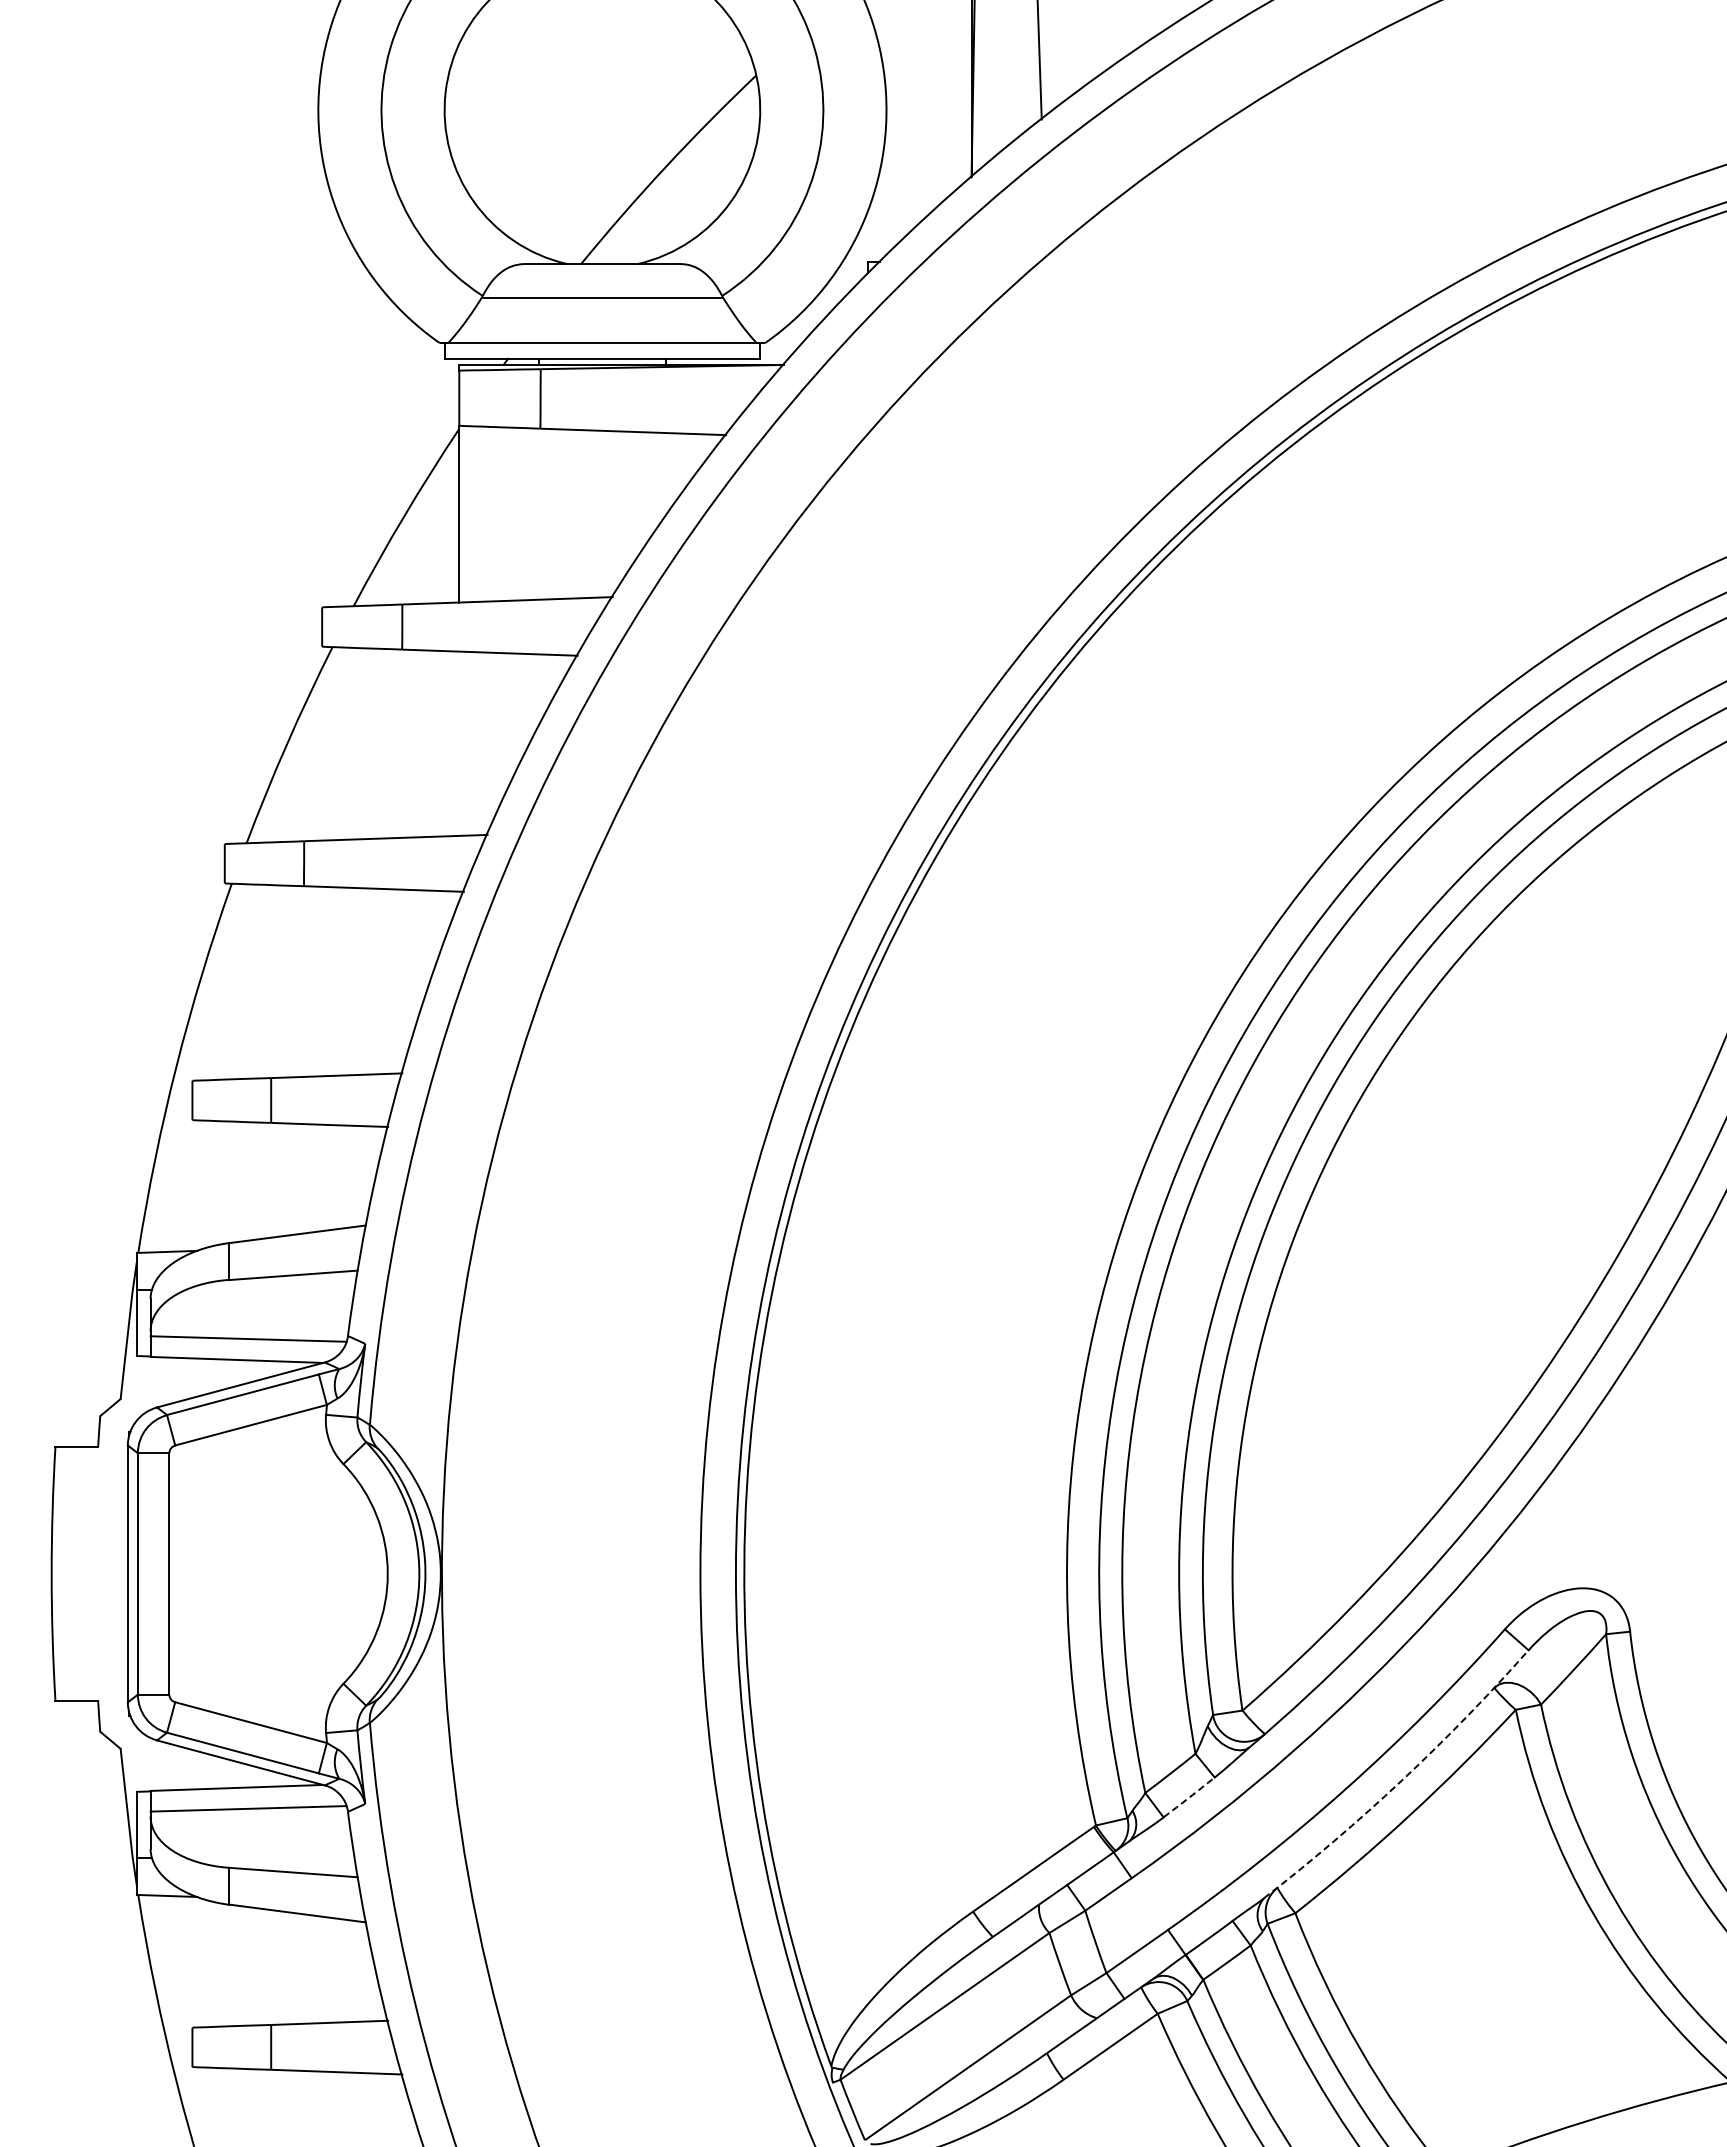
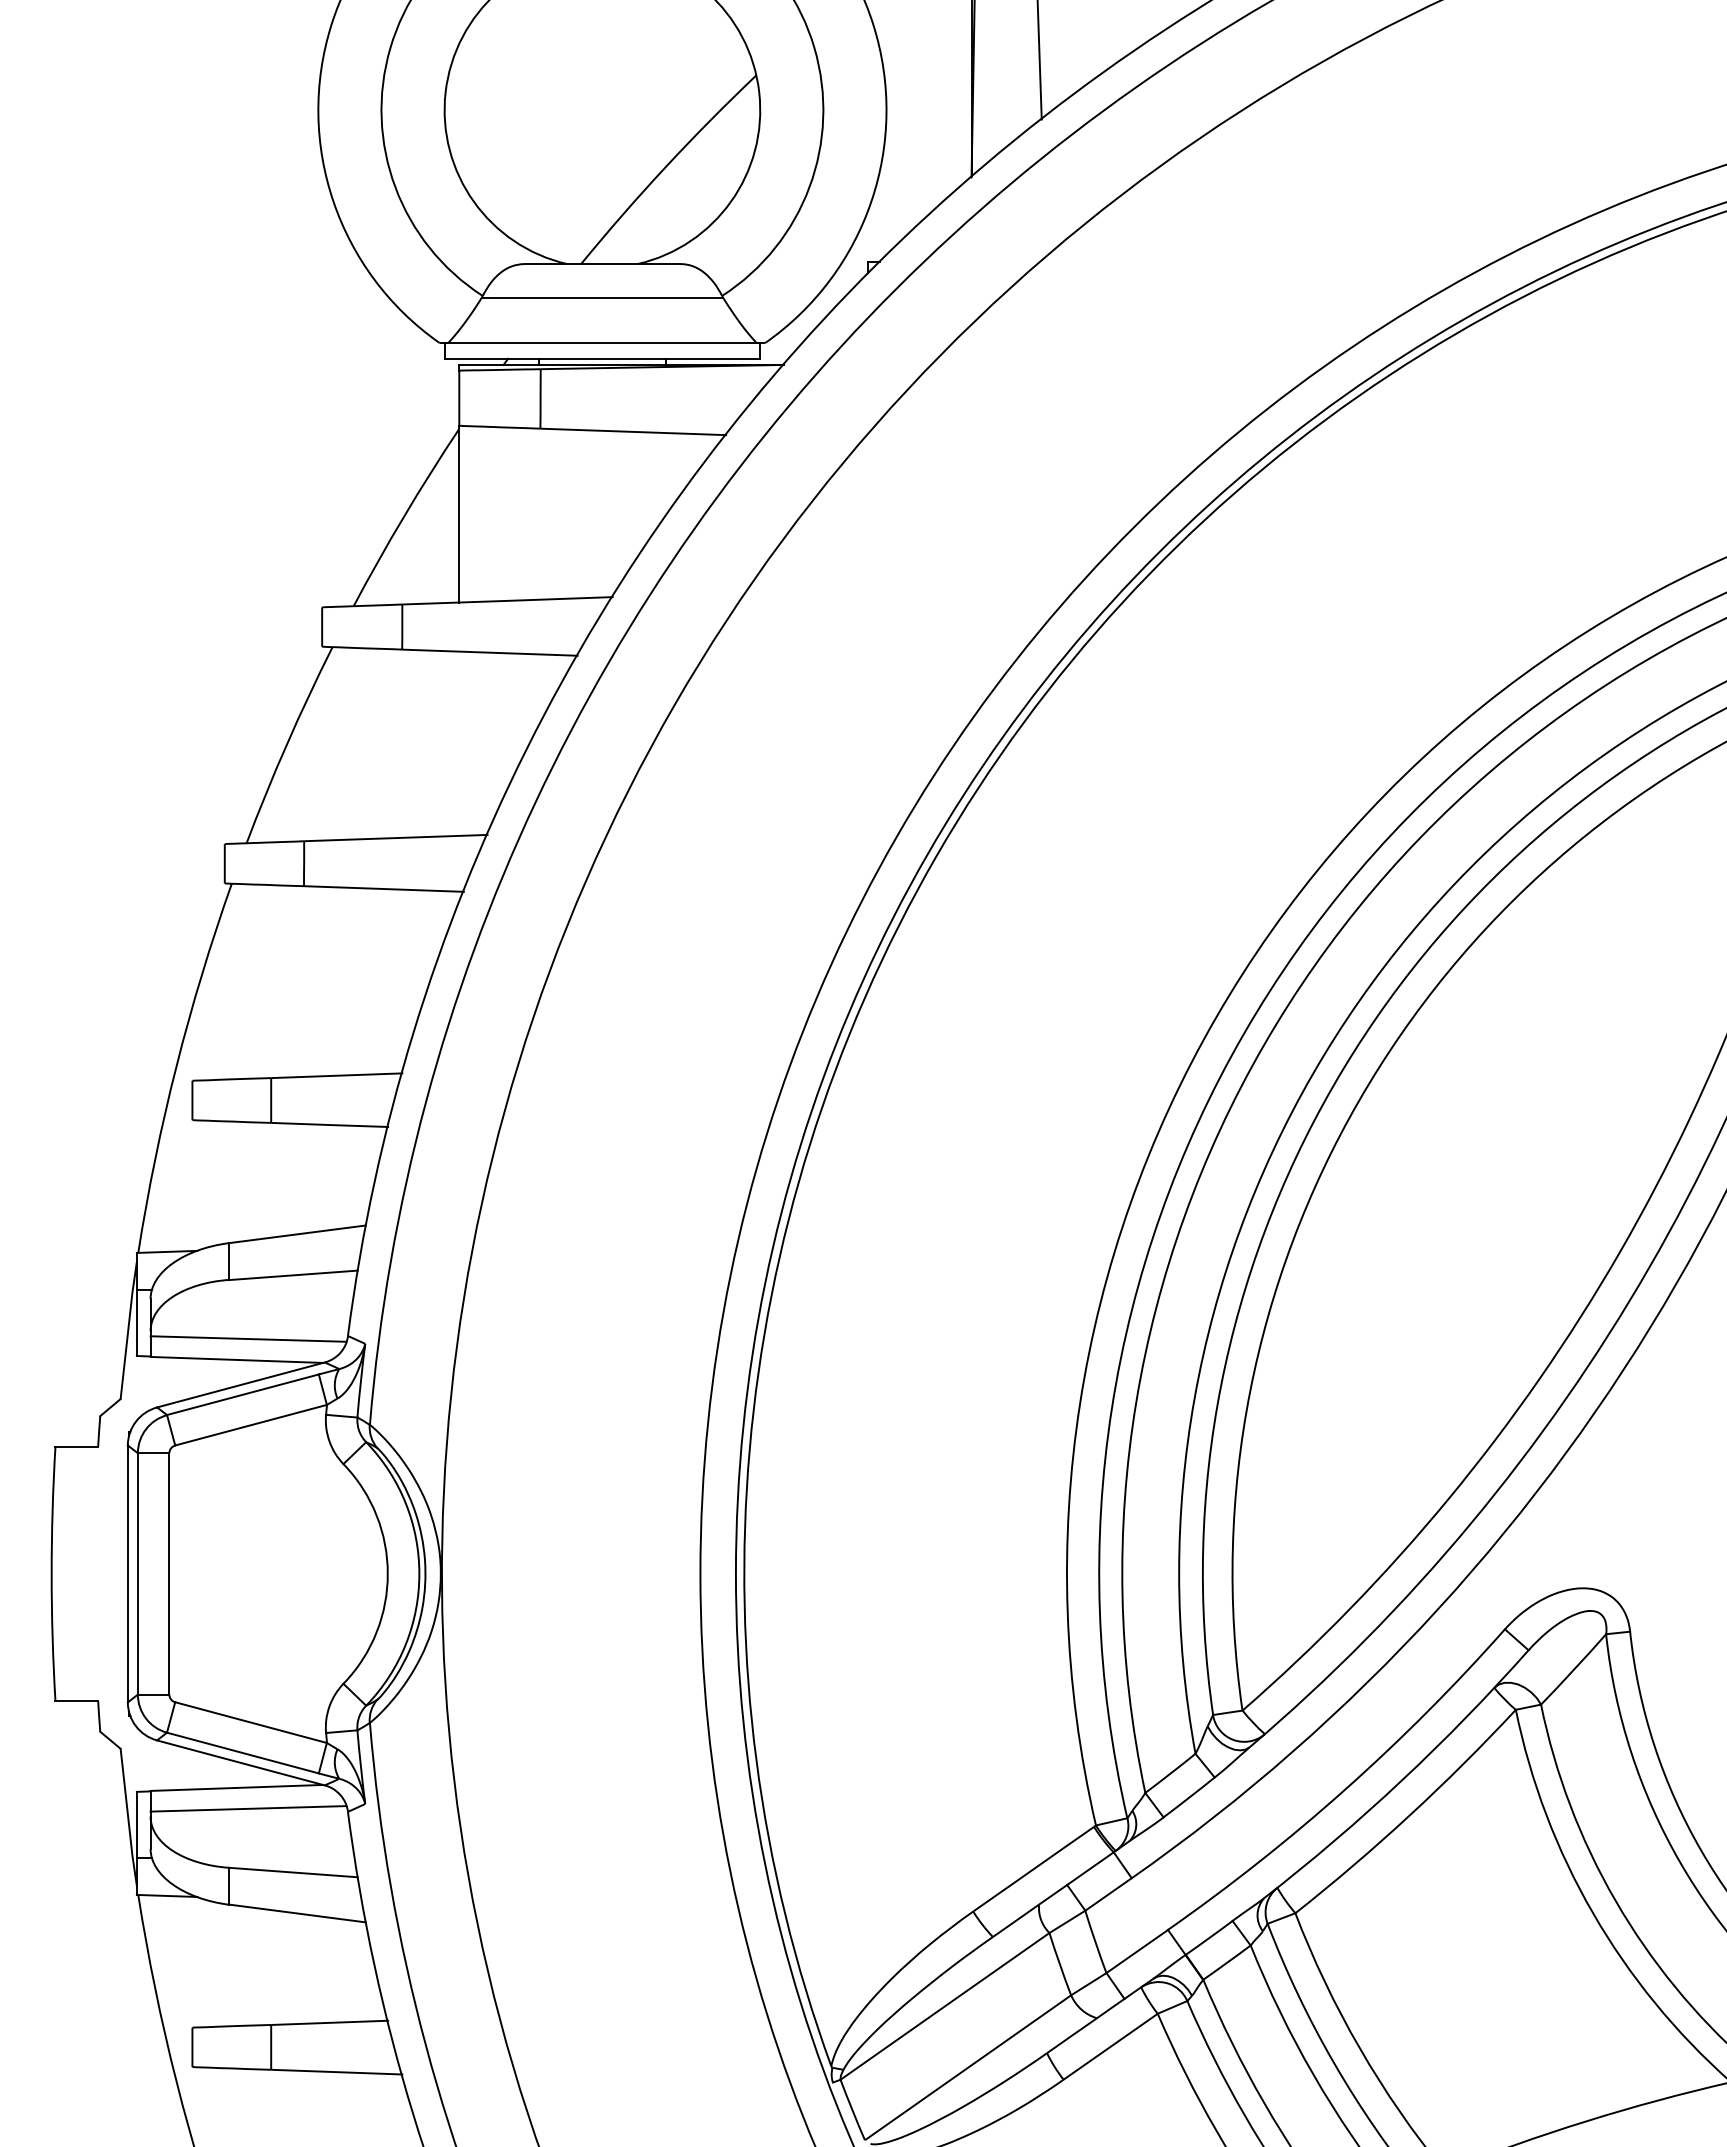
arc: dashed -> solid (1402, 1780)
arc: dashed -> solid (1189, 1797)
